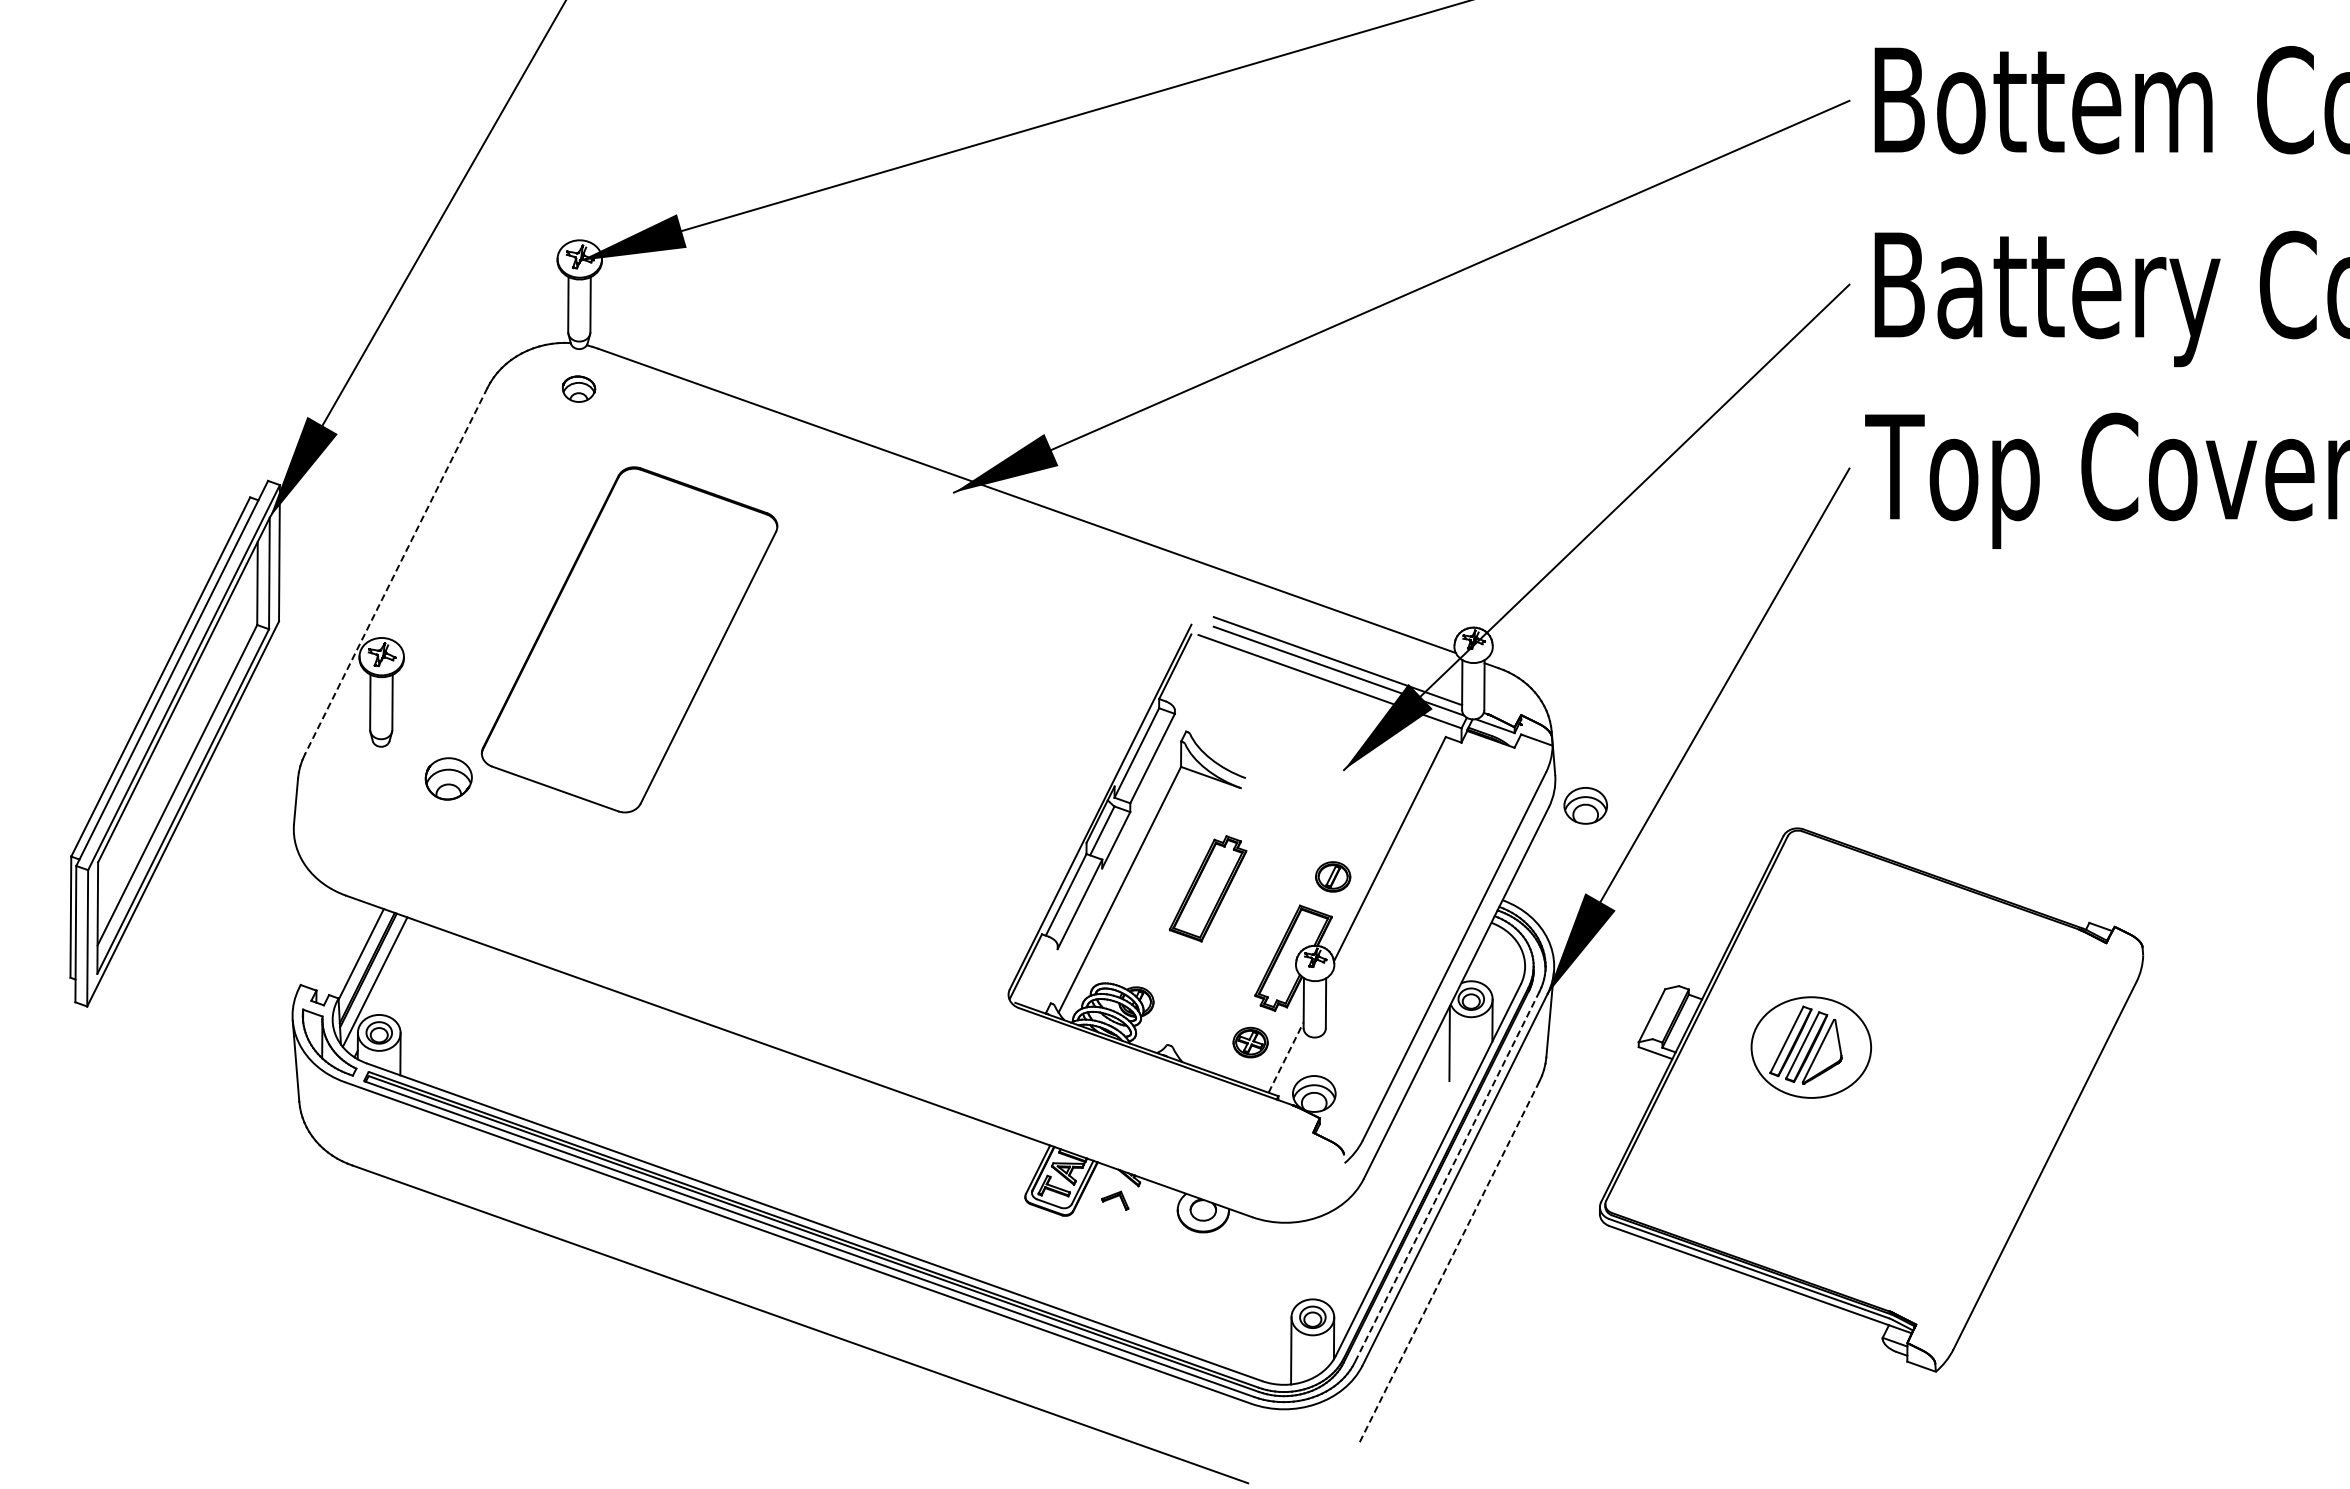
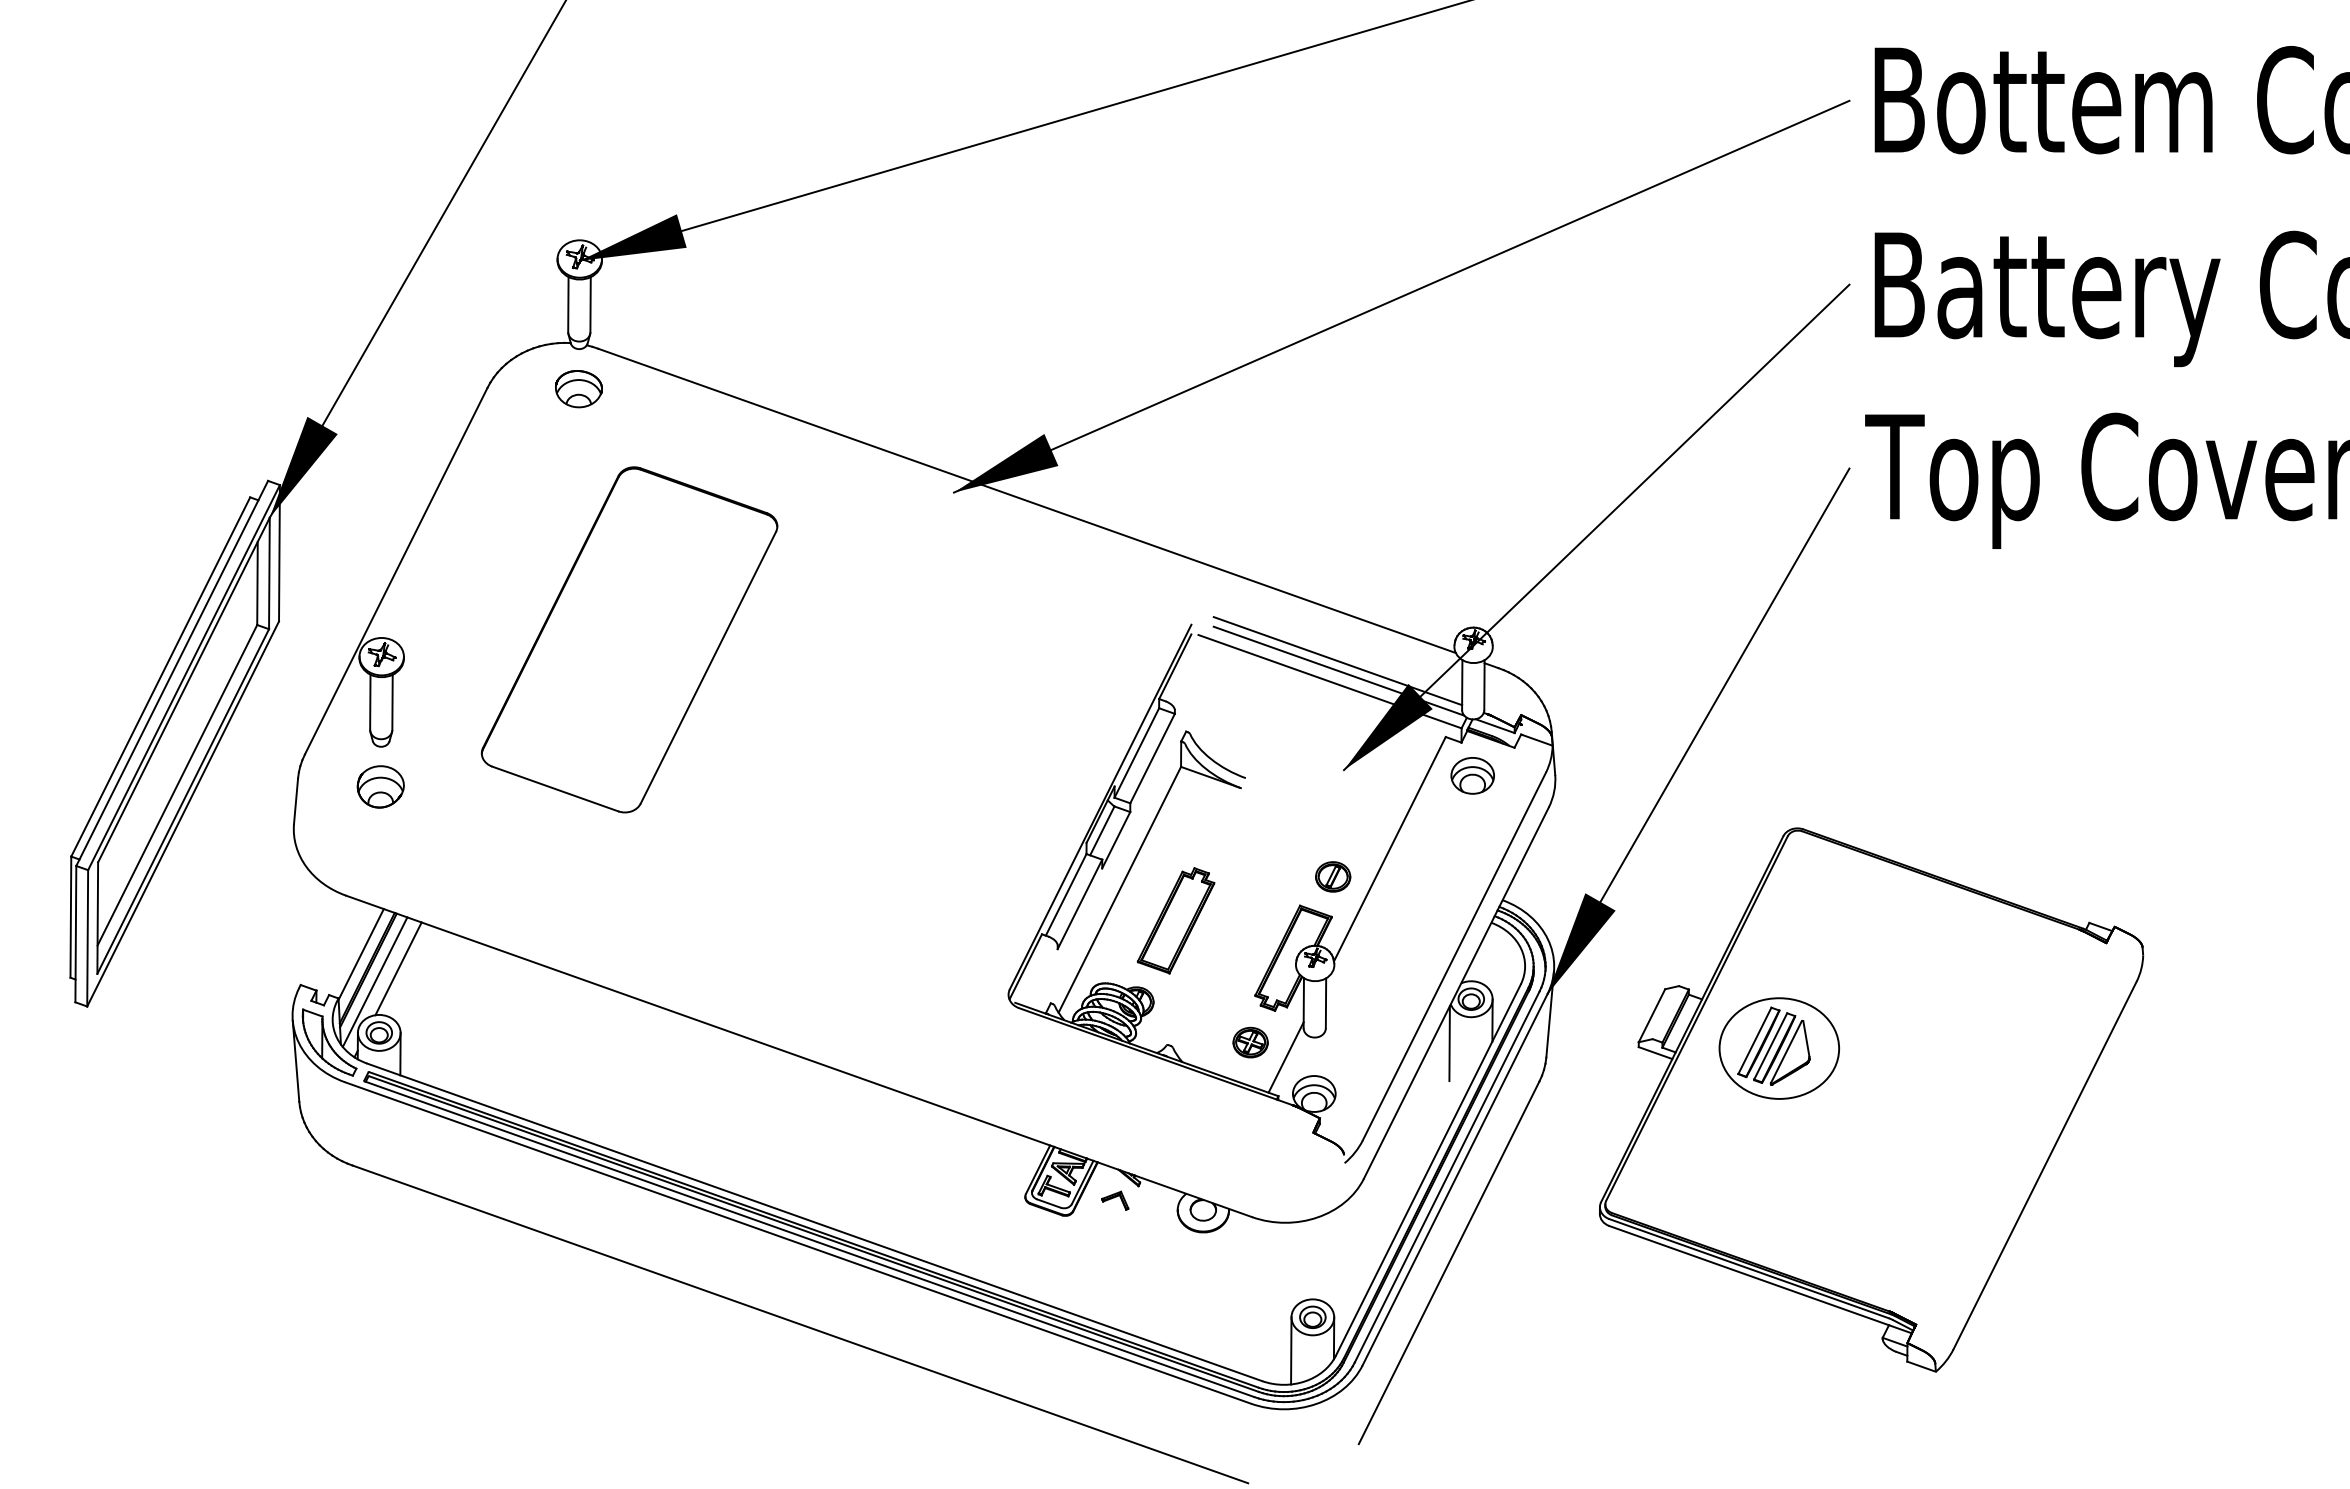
part size: 35x28 px -> 48x39 px (578, 389)
line: dashed -> solid (396, 571)
part position: (448, 778) -> (380, 786) (380, 786)
part position: (1585, 805) -> (1472, 775) (1472, 775)
part position: (1207, 888) -> (1175, 920) (1175, 920)
line: none -> present (398, 968)
part position: (1810, 1047) -> (1778, 1048) (1778, 1048)
line: dashed -> solid (1286, 1057)
line: dashed -> solid (1447, 1177)
line: dashed -> solid (1449, 1262)
